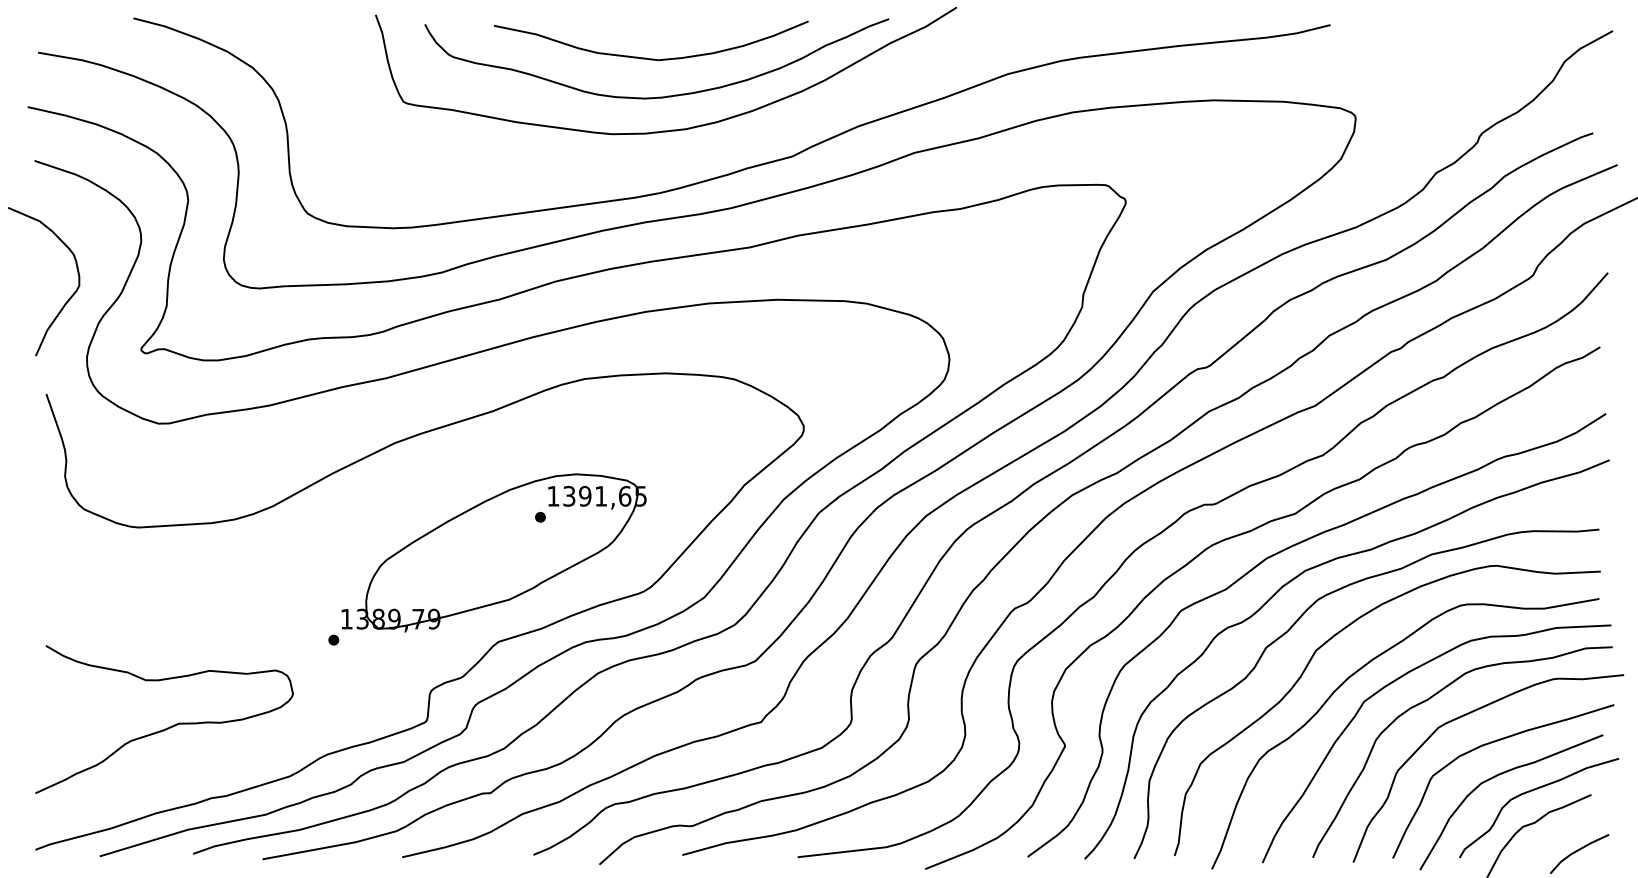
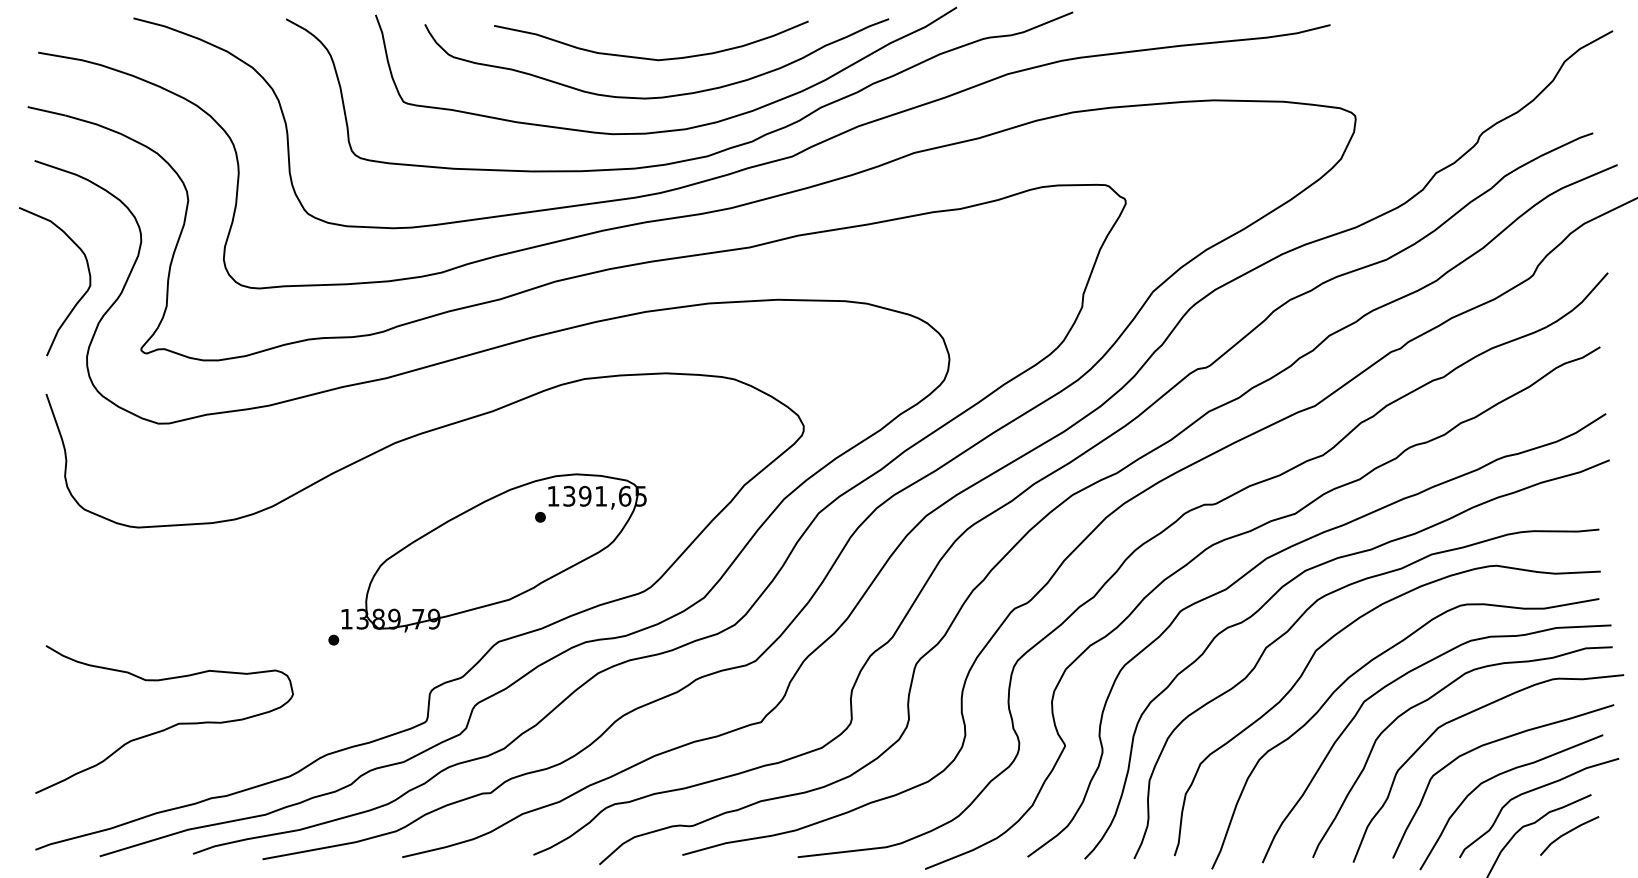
curve: none -> present (690, 158)
curve position: (69, 297) -> (80, 297) (80, 297)
part position: (1579, 853) -> (1569, 835) (1569, 835)
